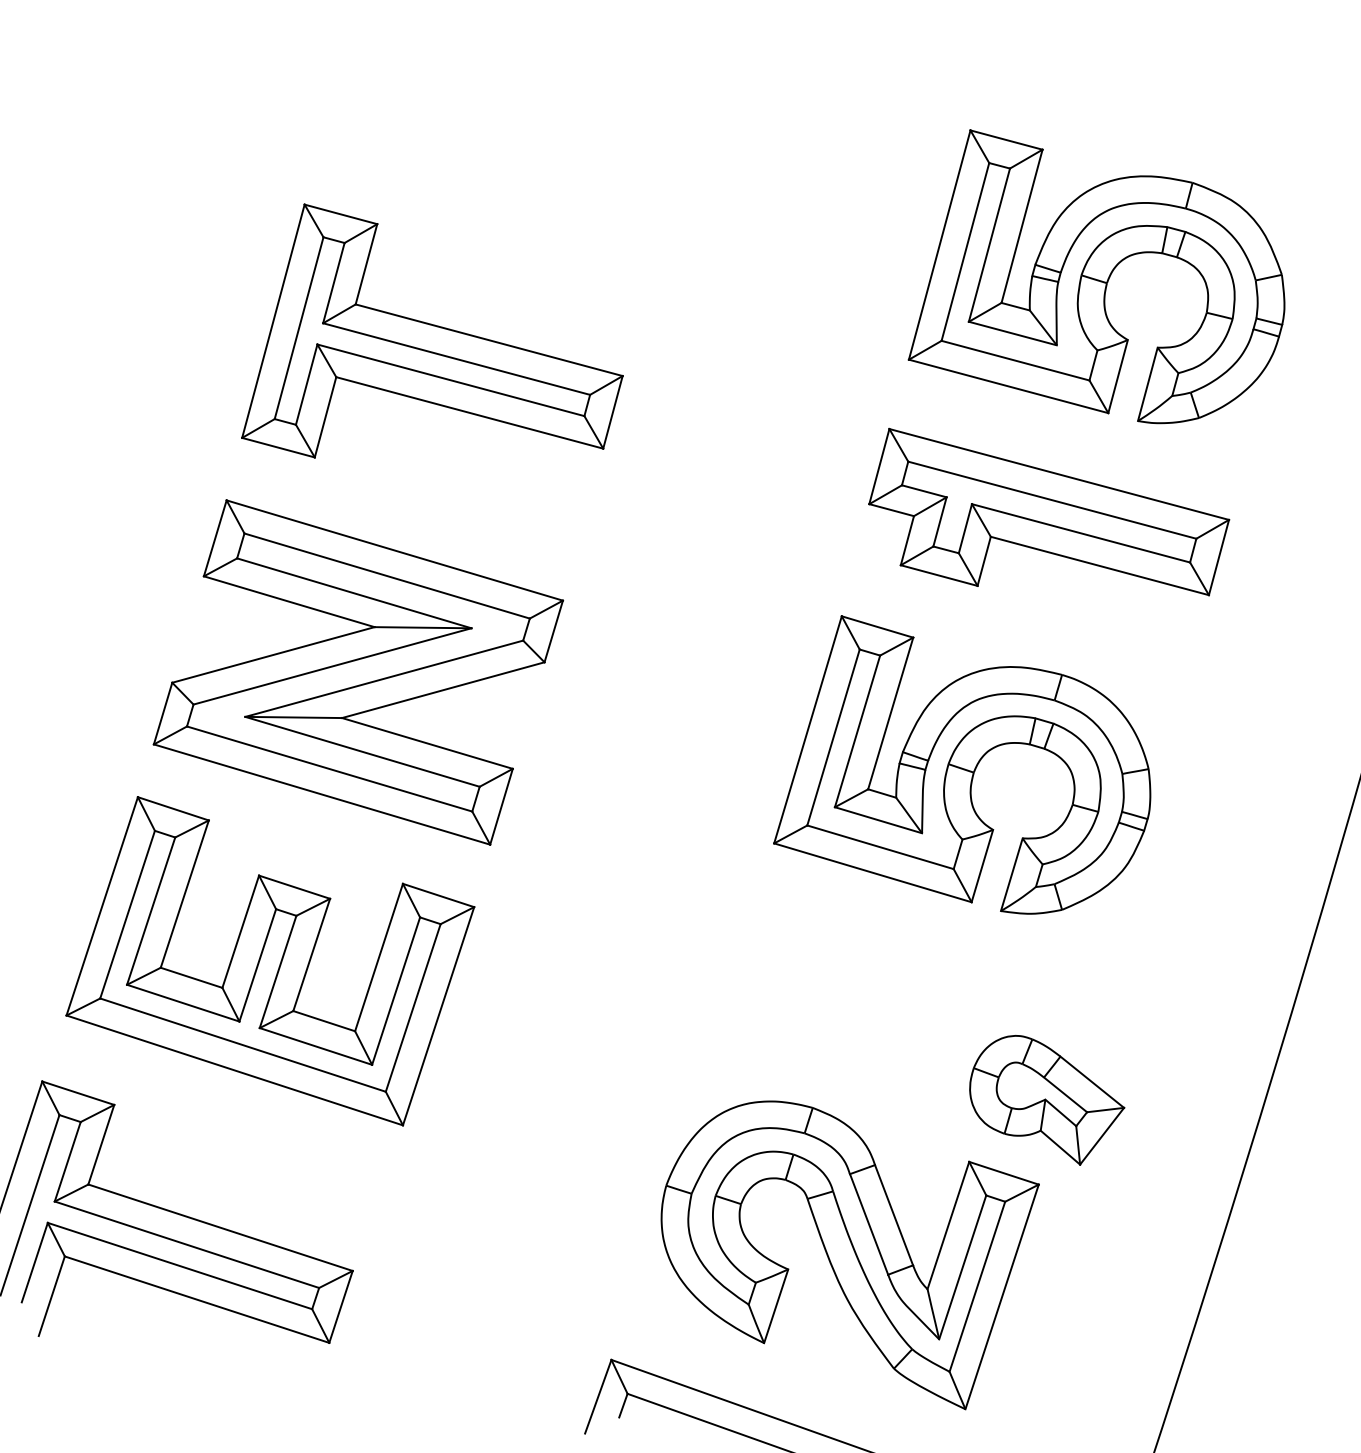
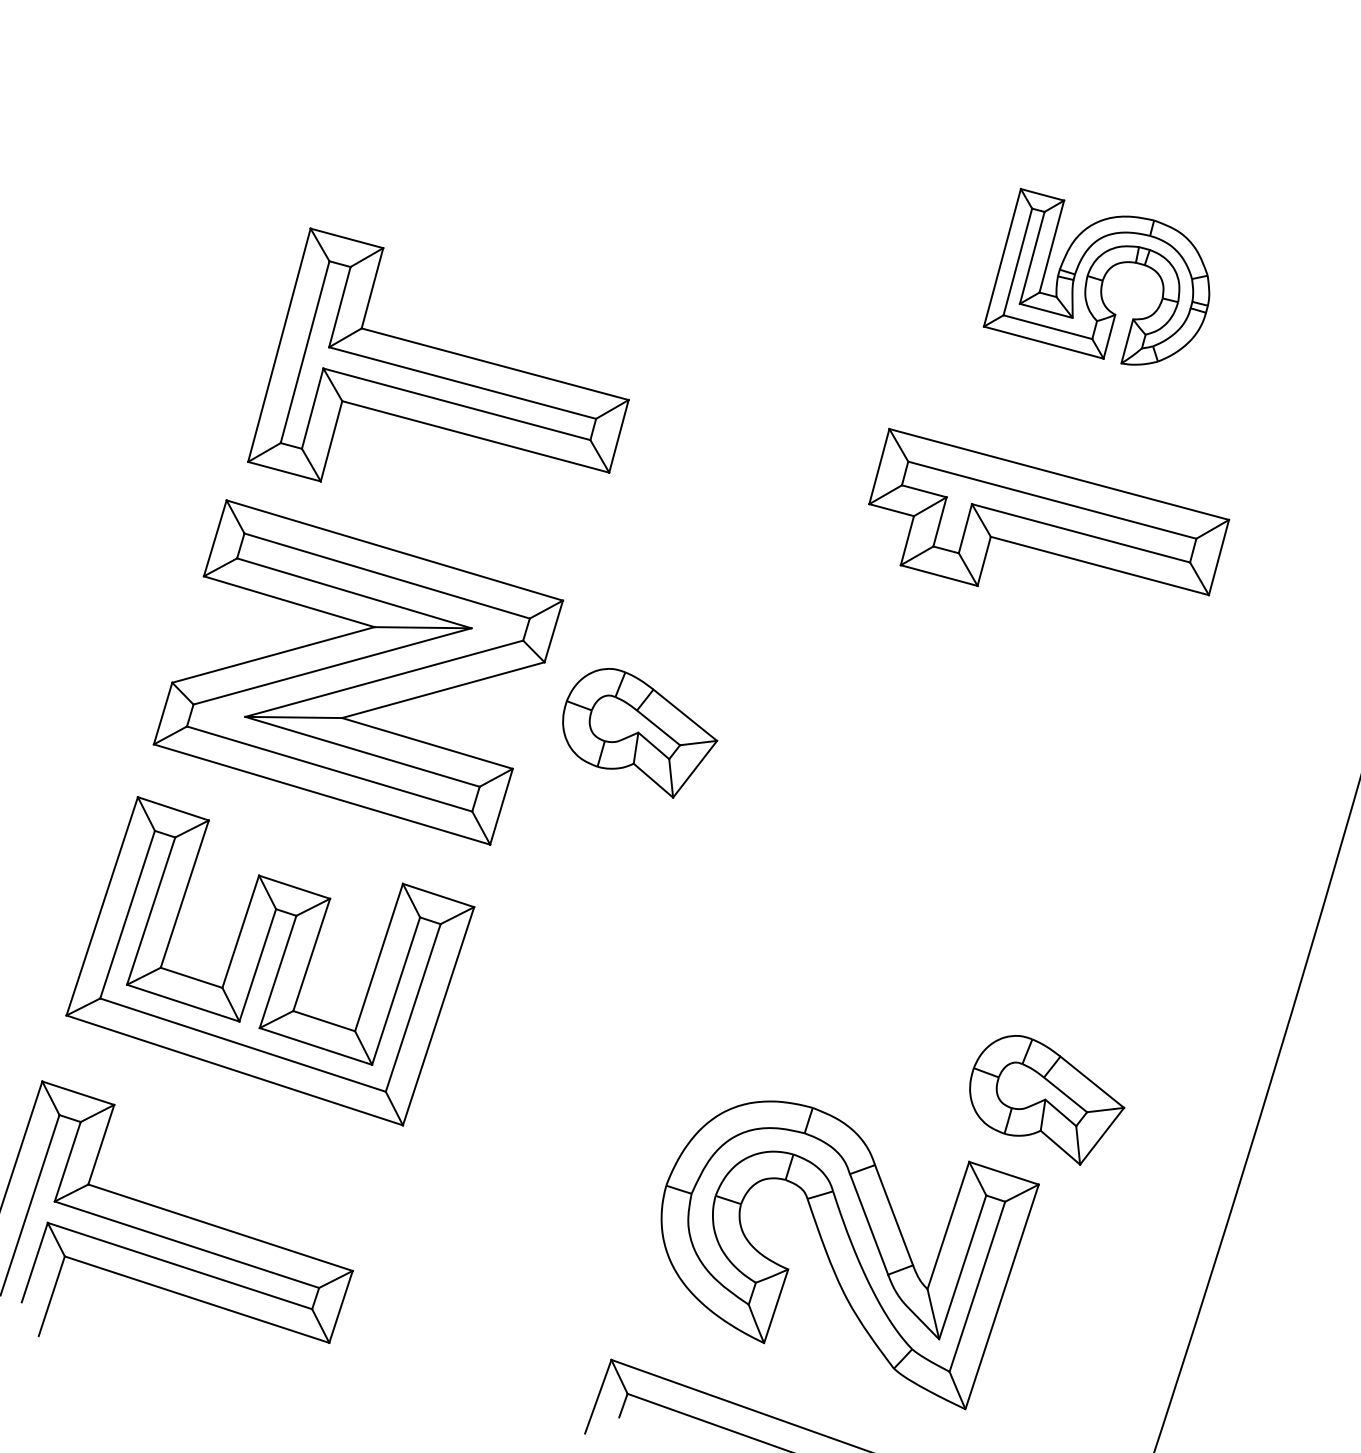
part size: 379x296 px -> 229x178 px (1096, 276)
part position: (432, 330) -> (438, 354) (438, 354)
part: none -> present (640, 733)
part: present -> none (962, 764)
